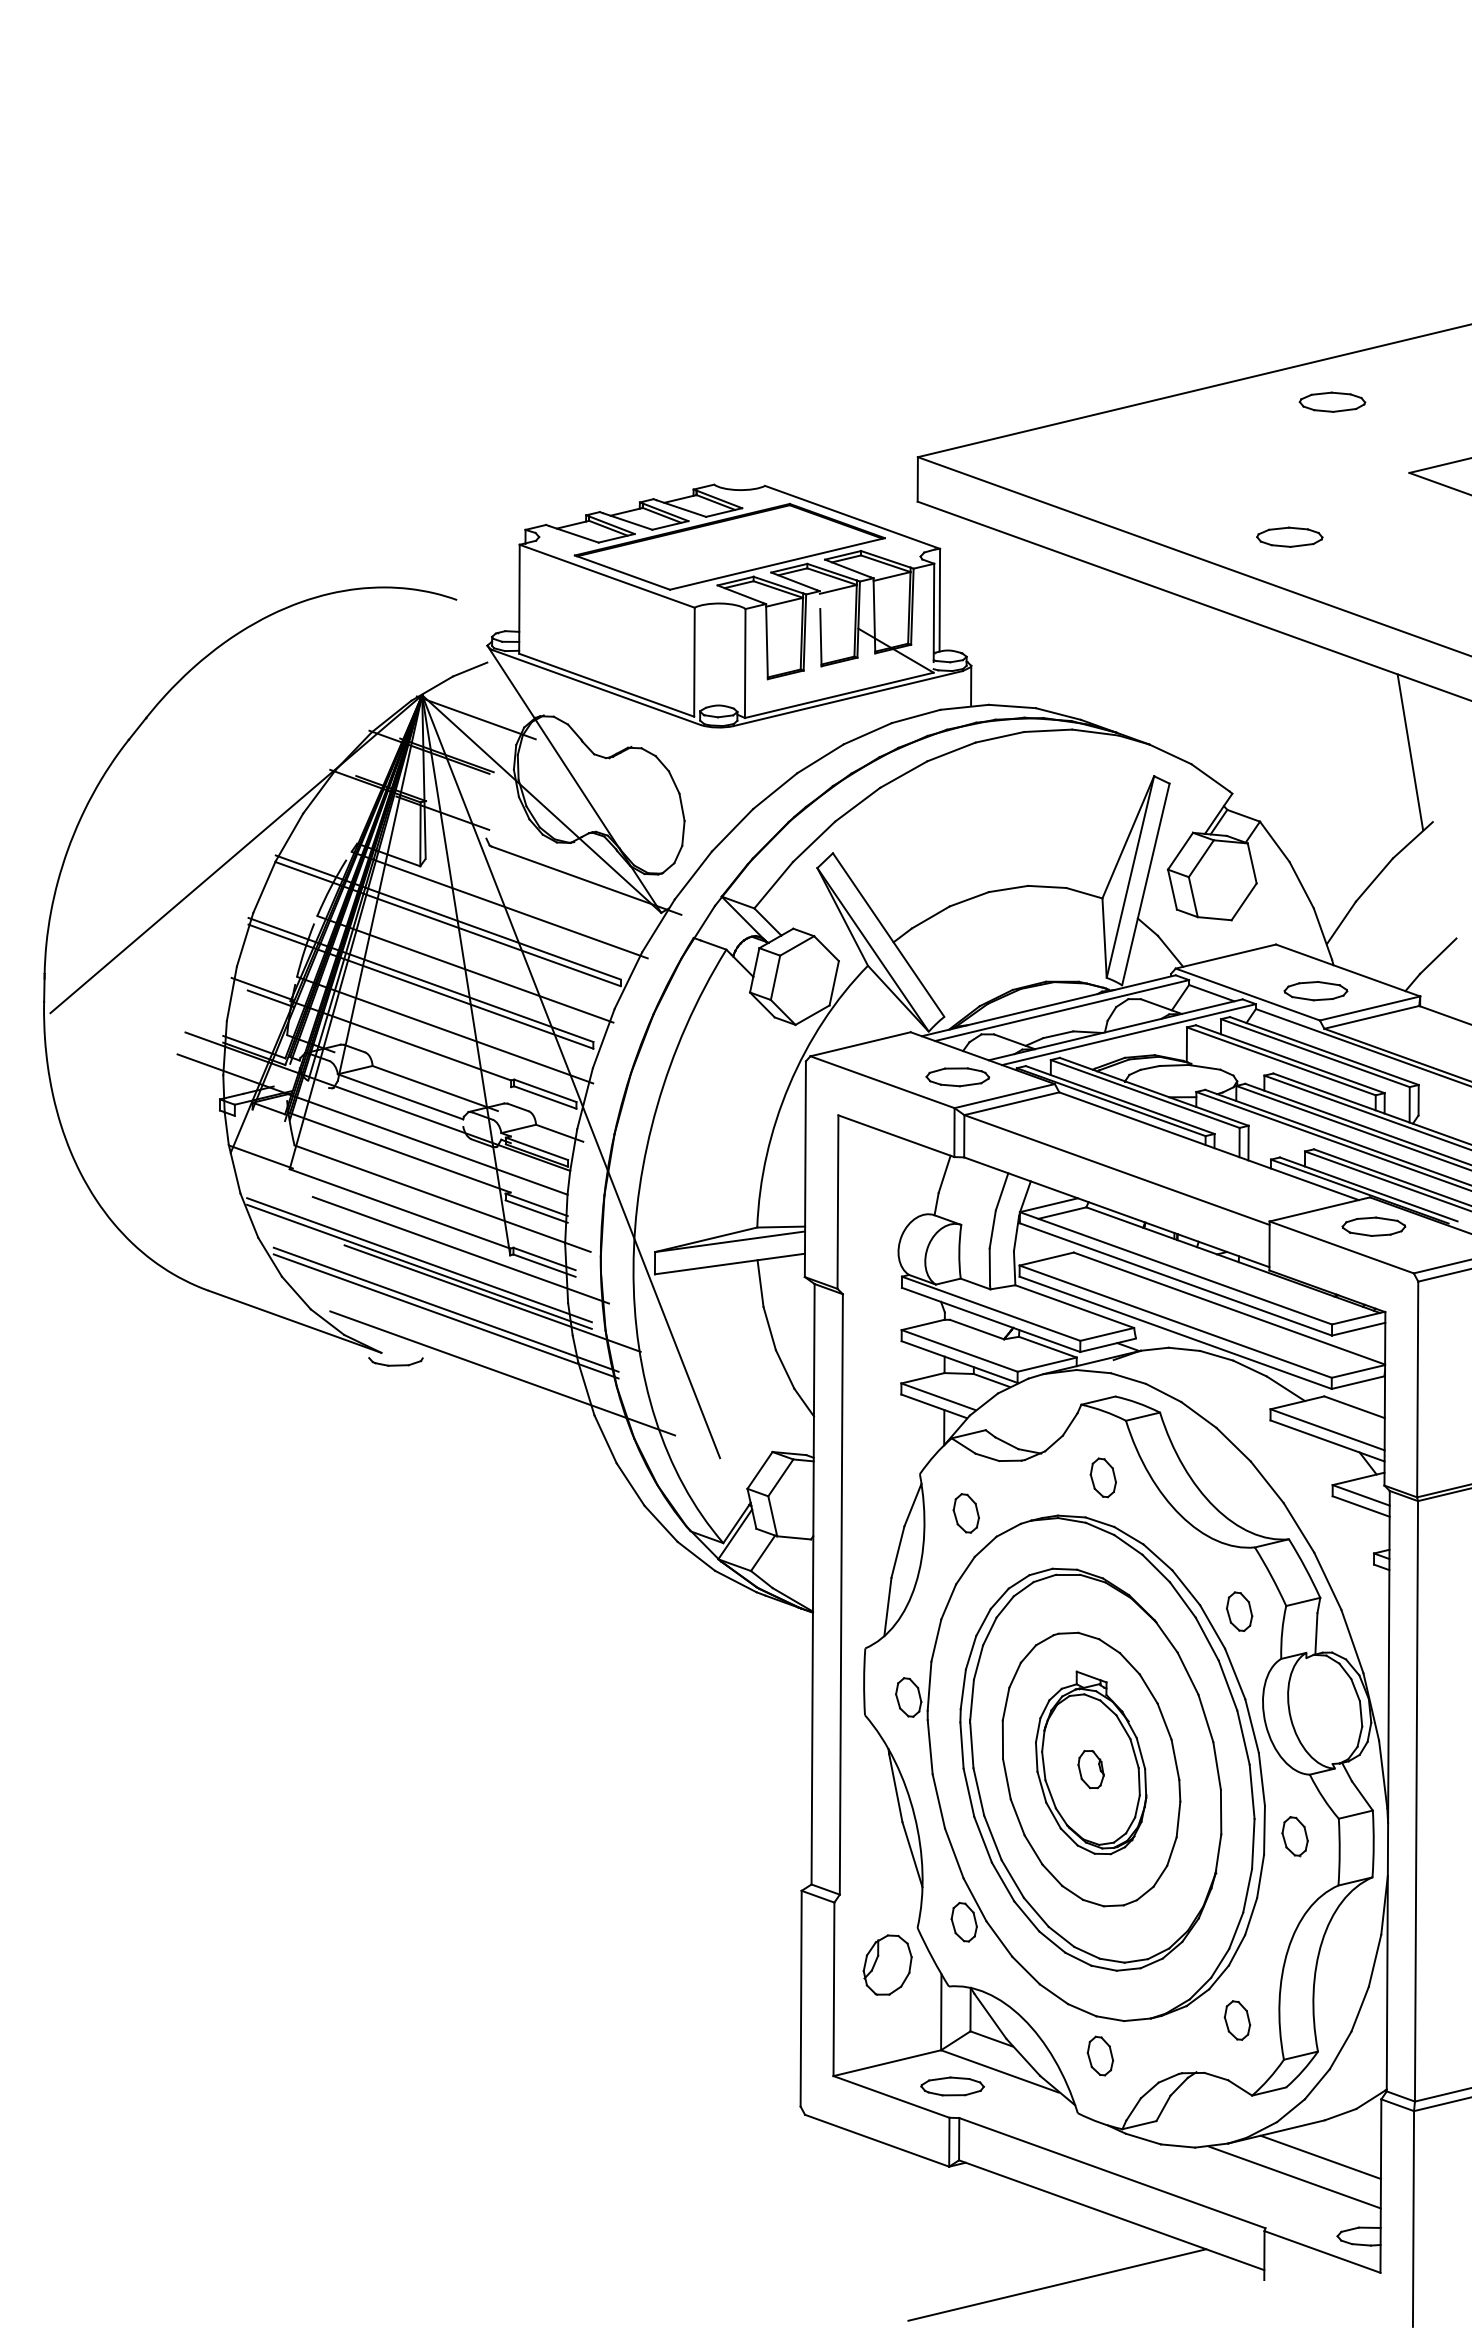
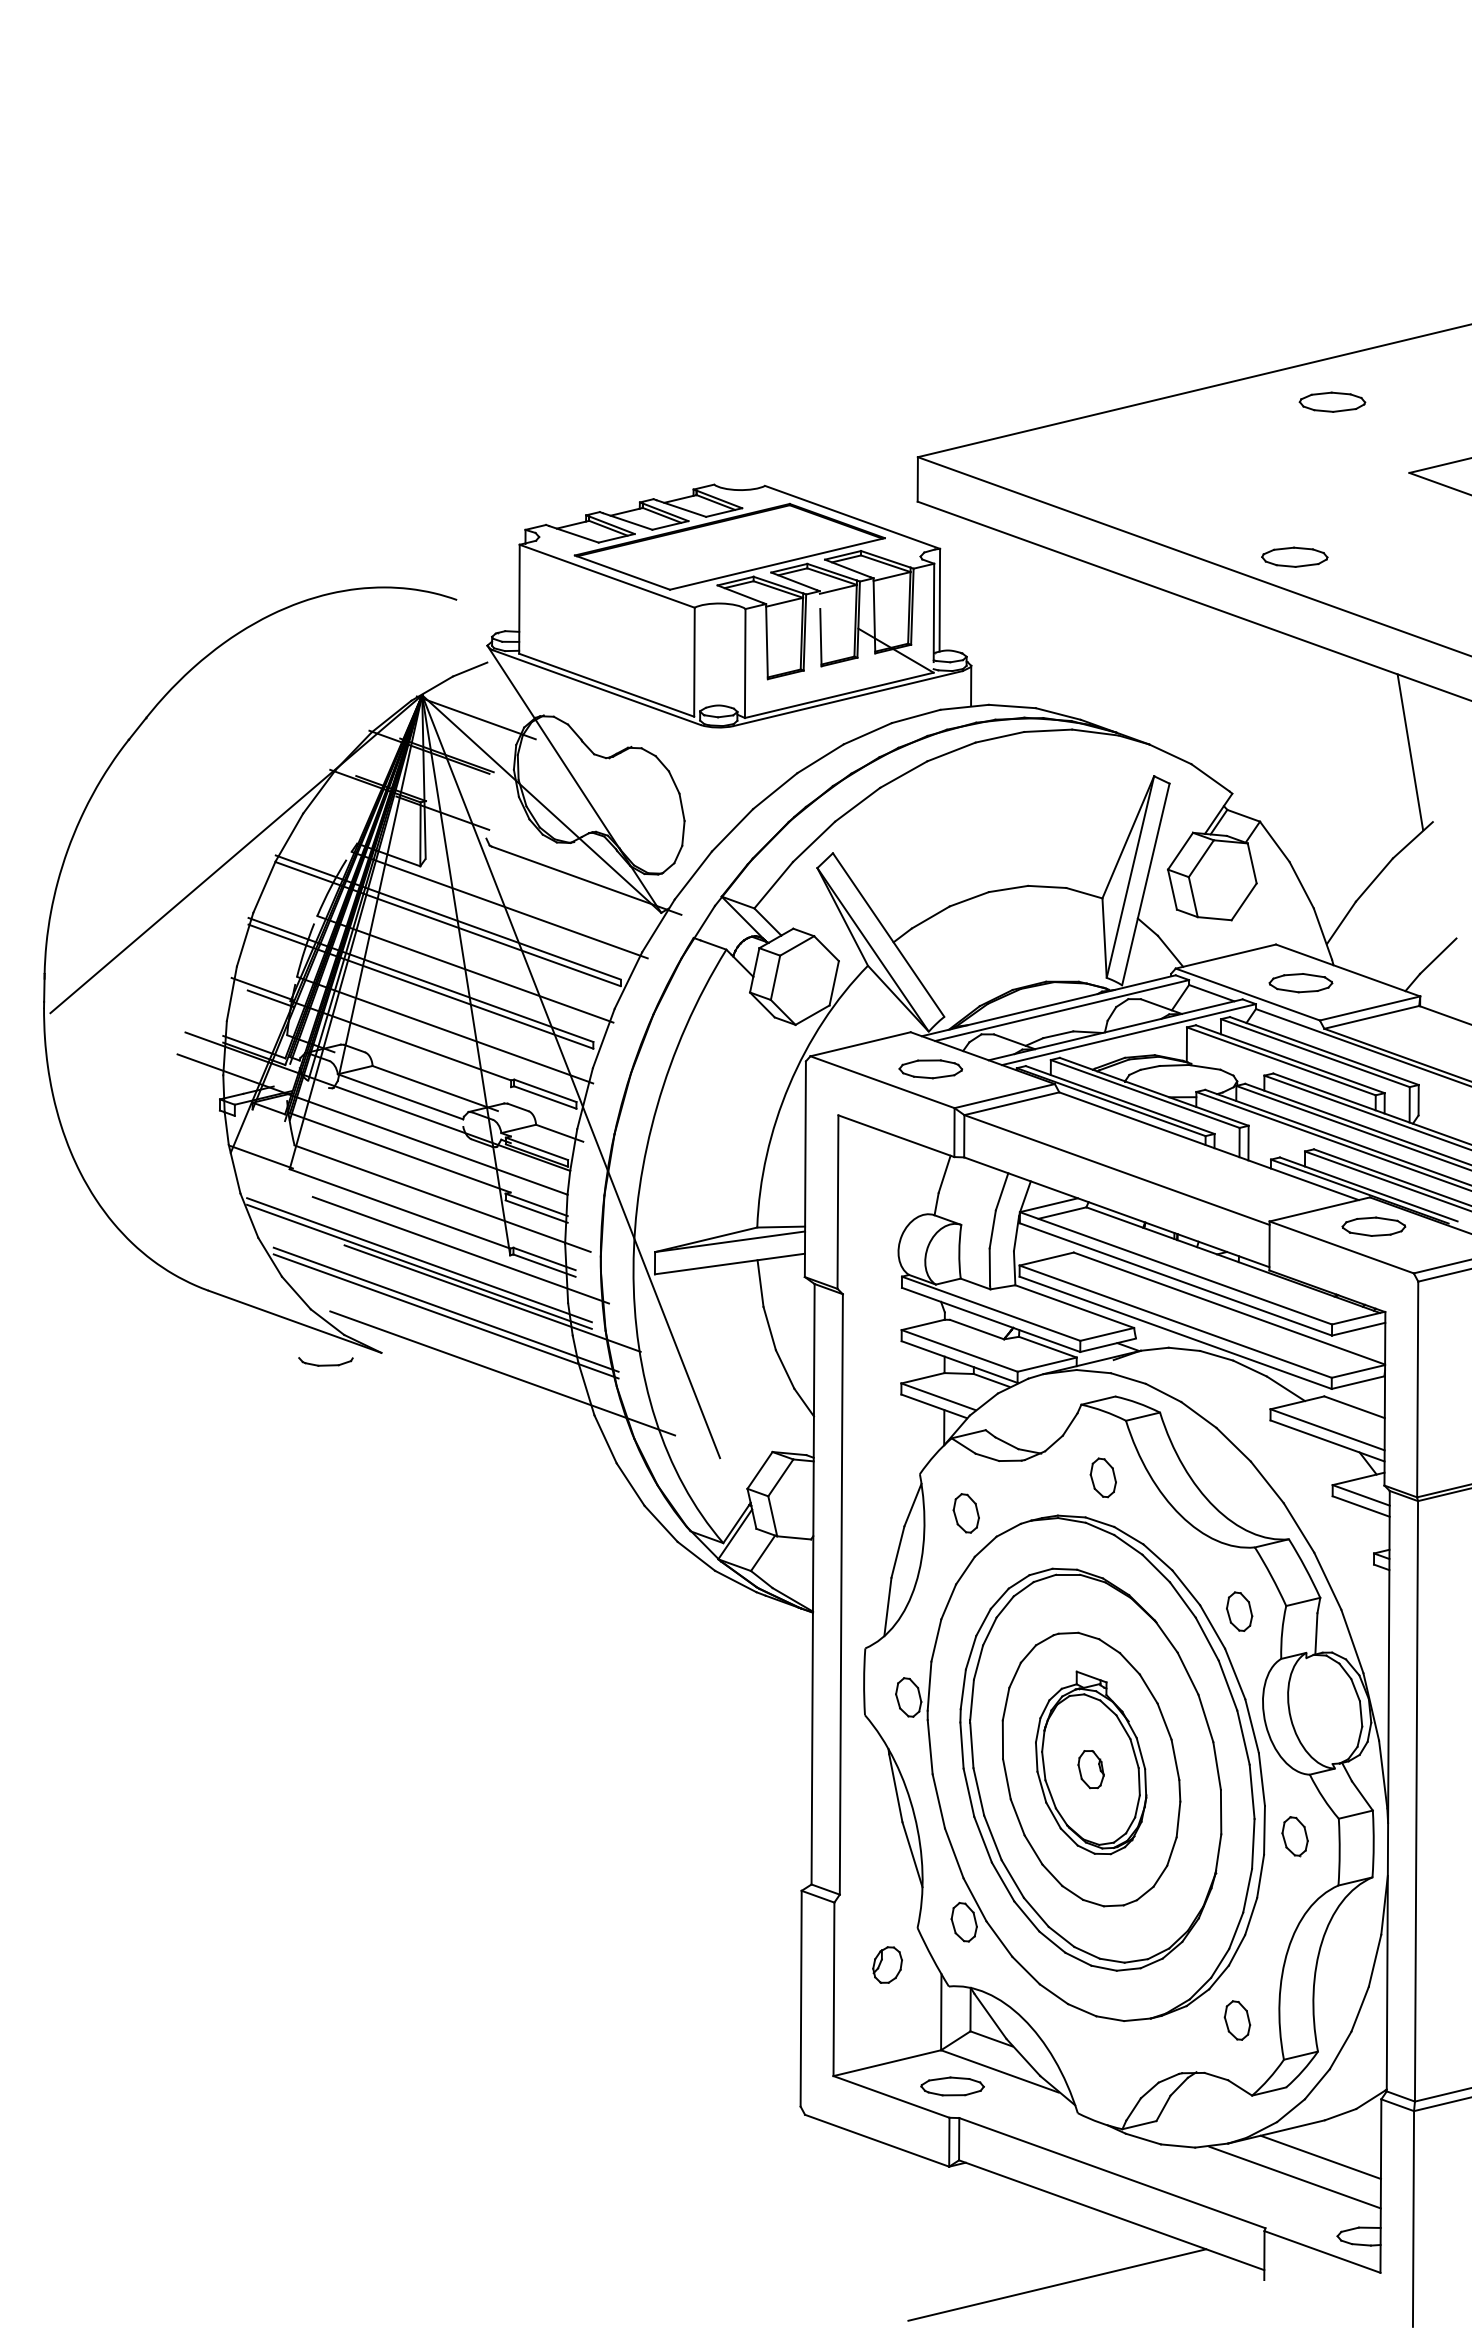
part position: (1289, 536) -> (1294, 556) (1294, 556)
part position: (1315, 991) -> (1300, 983) (1300, 983)
part position: (957, 1077) -> (930, 1069) (930, 1069)
part position: (395, 1361) -> (325, 1361) (325, 1361)
part size: 51x62 px -> 31x38 px (887, 1964)
part: present -> none (1100, 2055)
